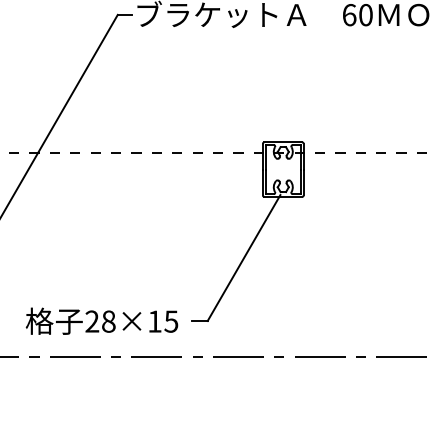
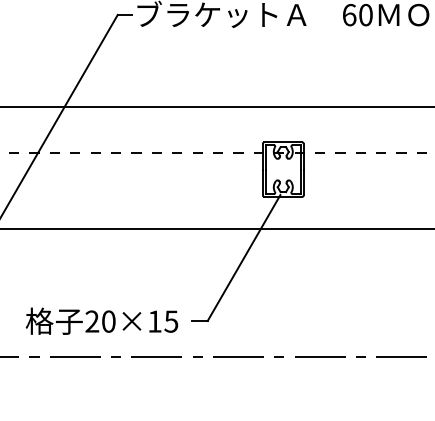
line: none -> present (216, 107)
line: none -> present (216, 229)
text: 28×15 -> 20×15 (108, 321)
